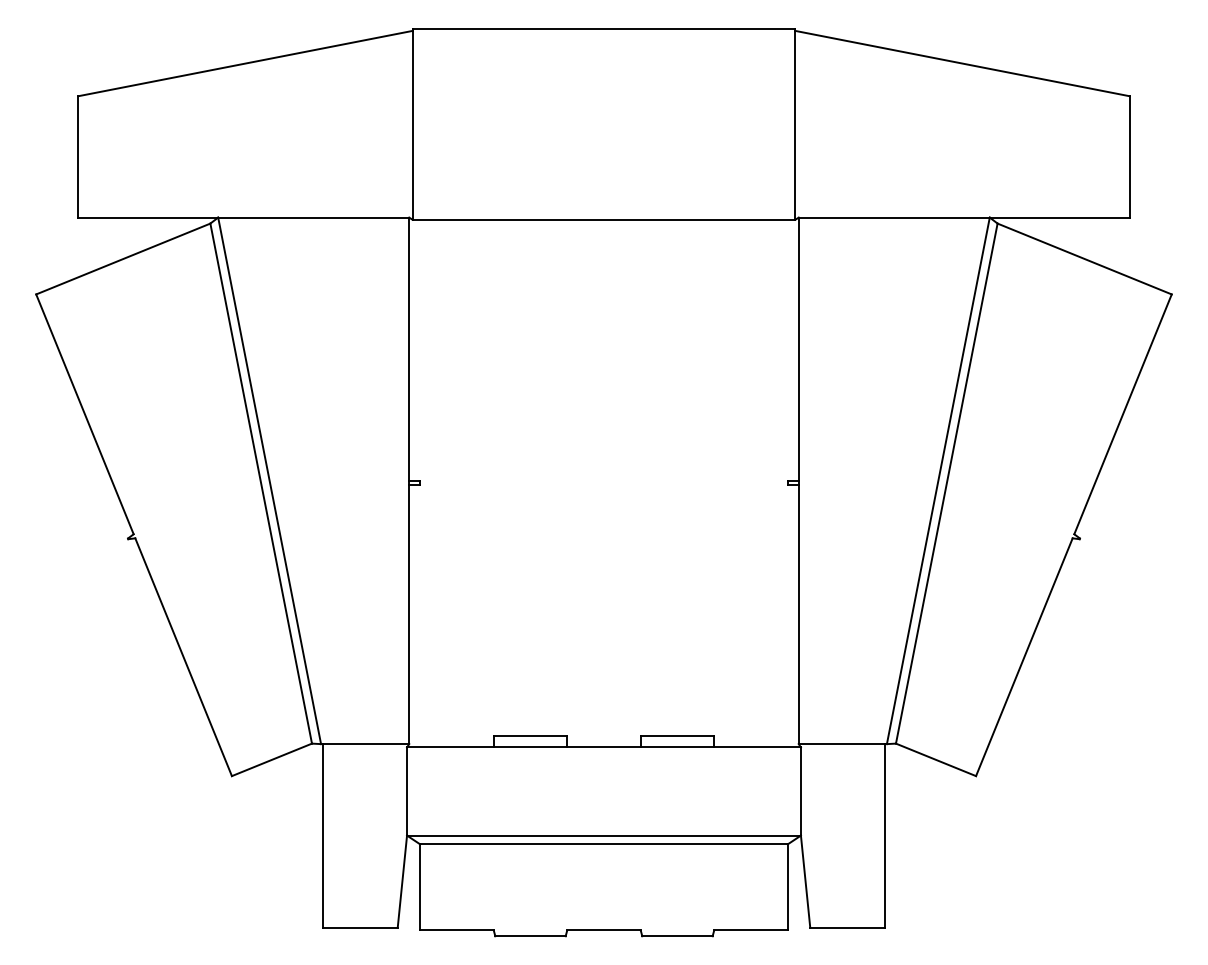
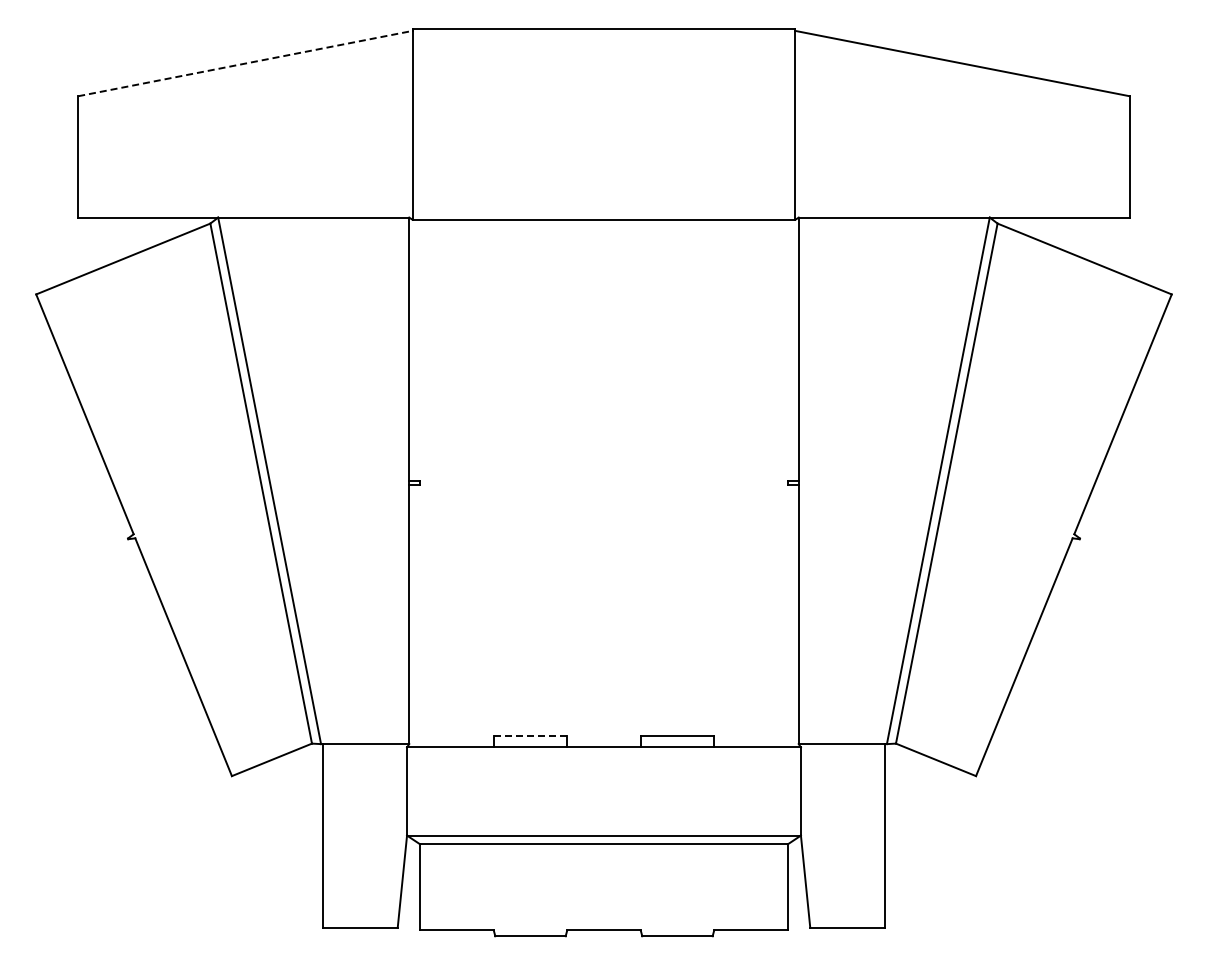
line: solid -> dashed (245, 63)
line: solid -> dashed (530, 736)
